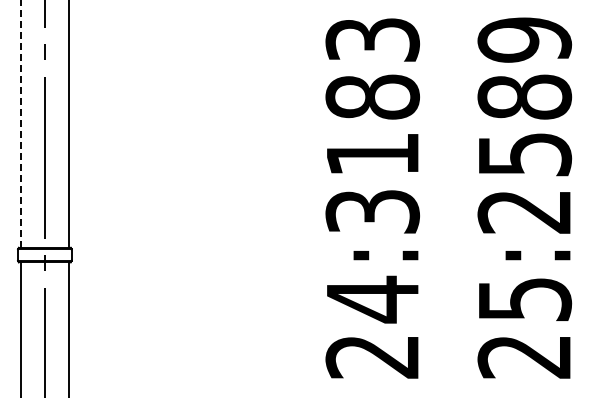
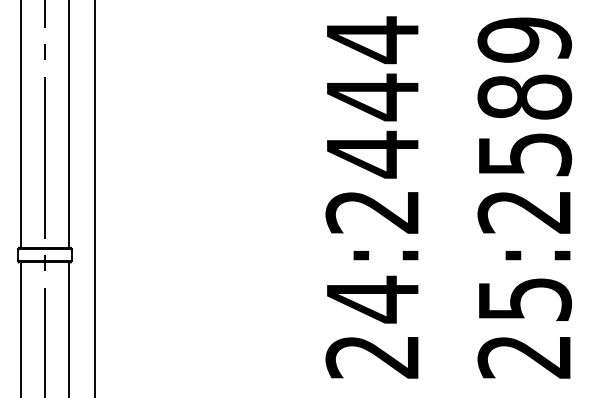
line: dashed -> solid (20, 123)
text: 24:3183 -> 24:2444 (372, 124)
line: none -> present (95, 198)
